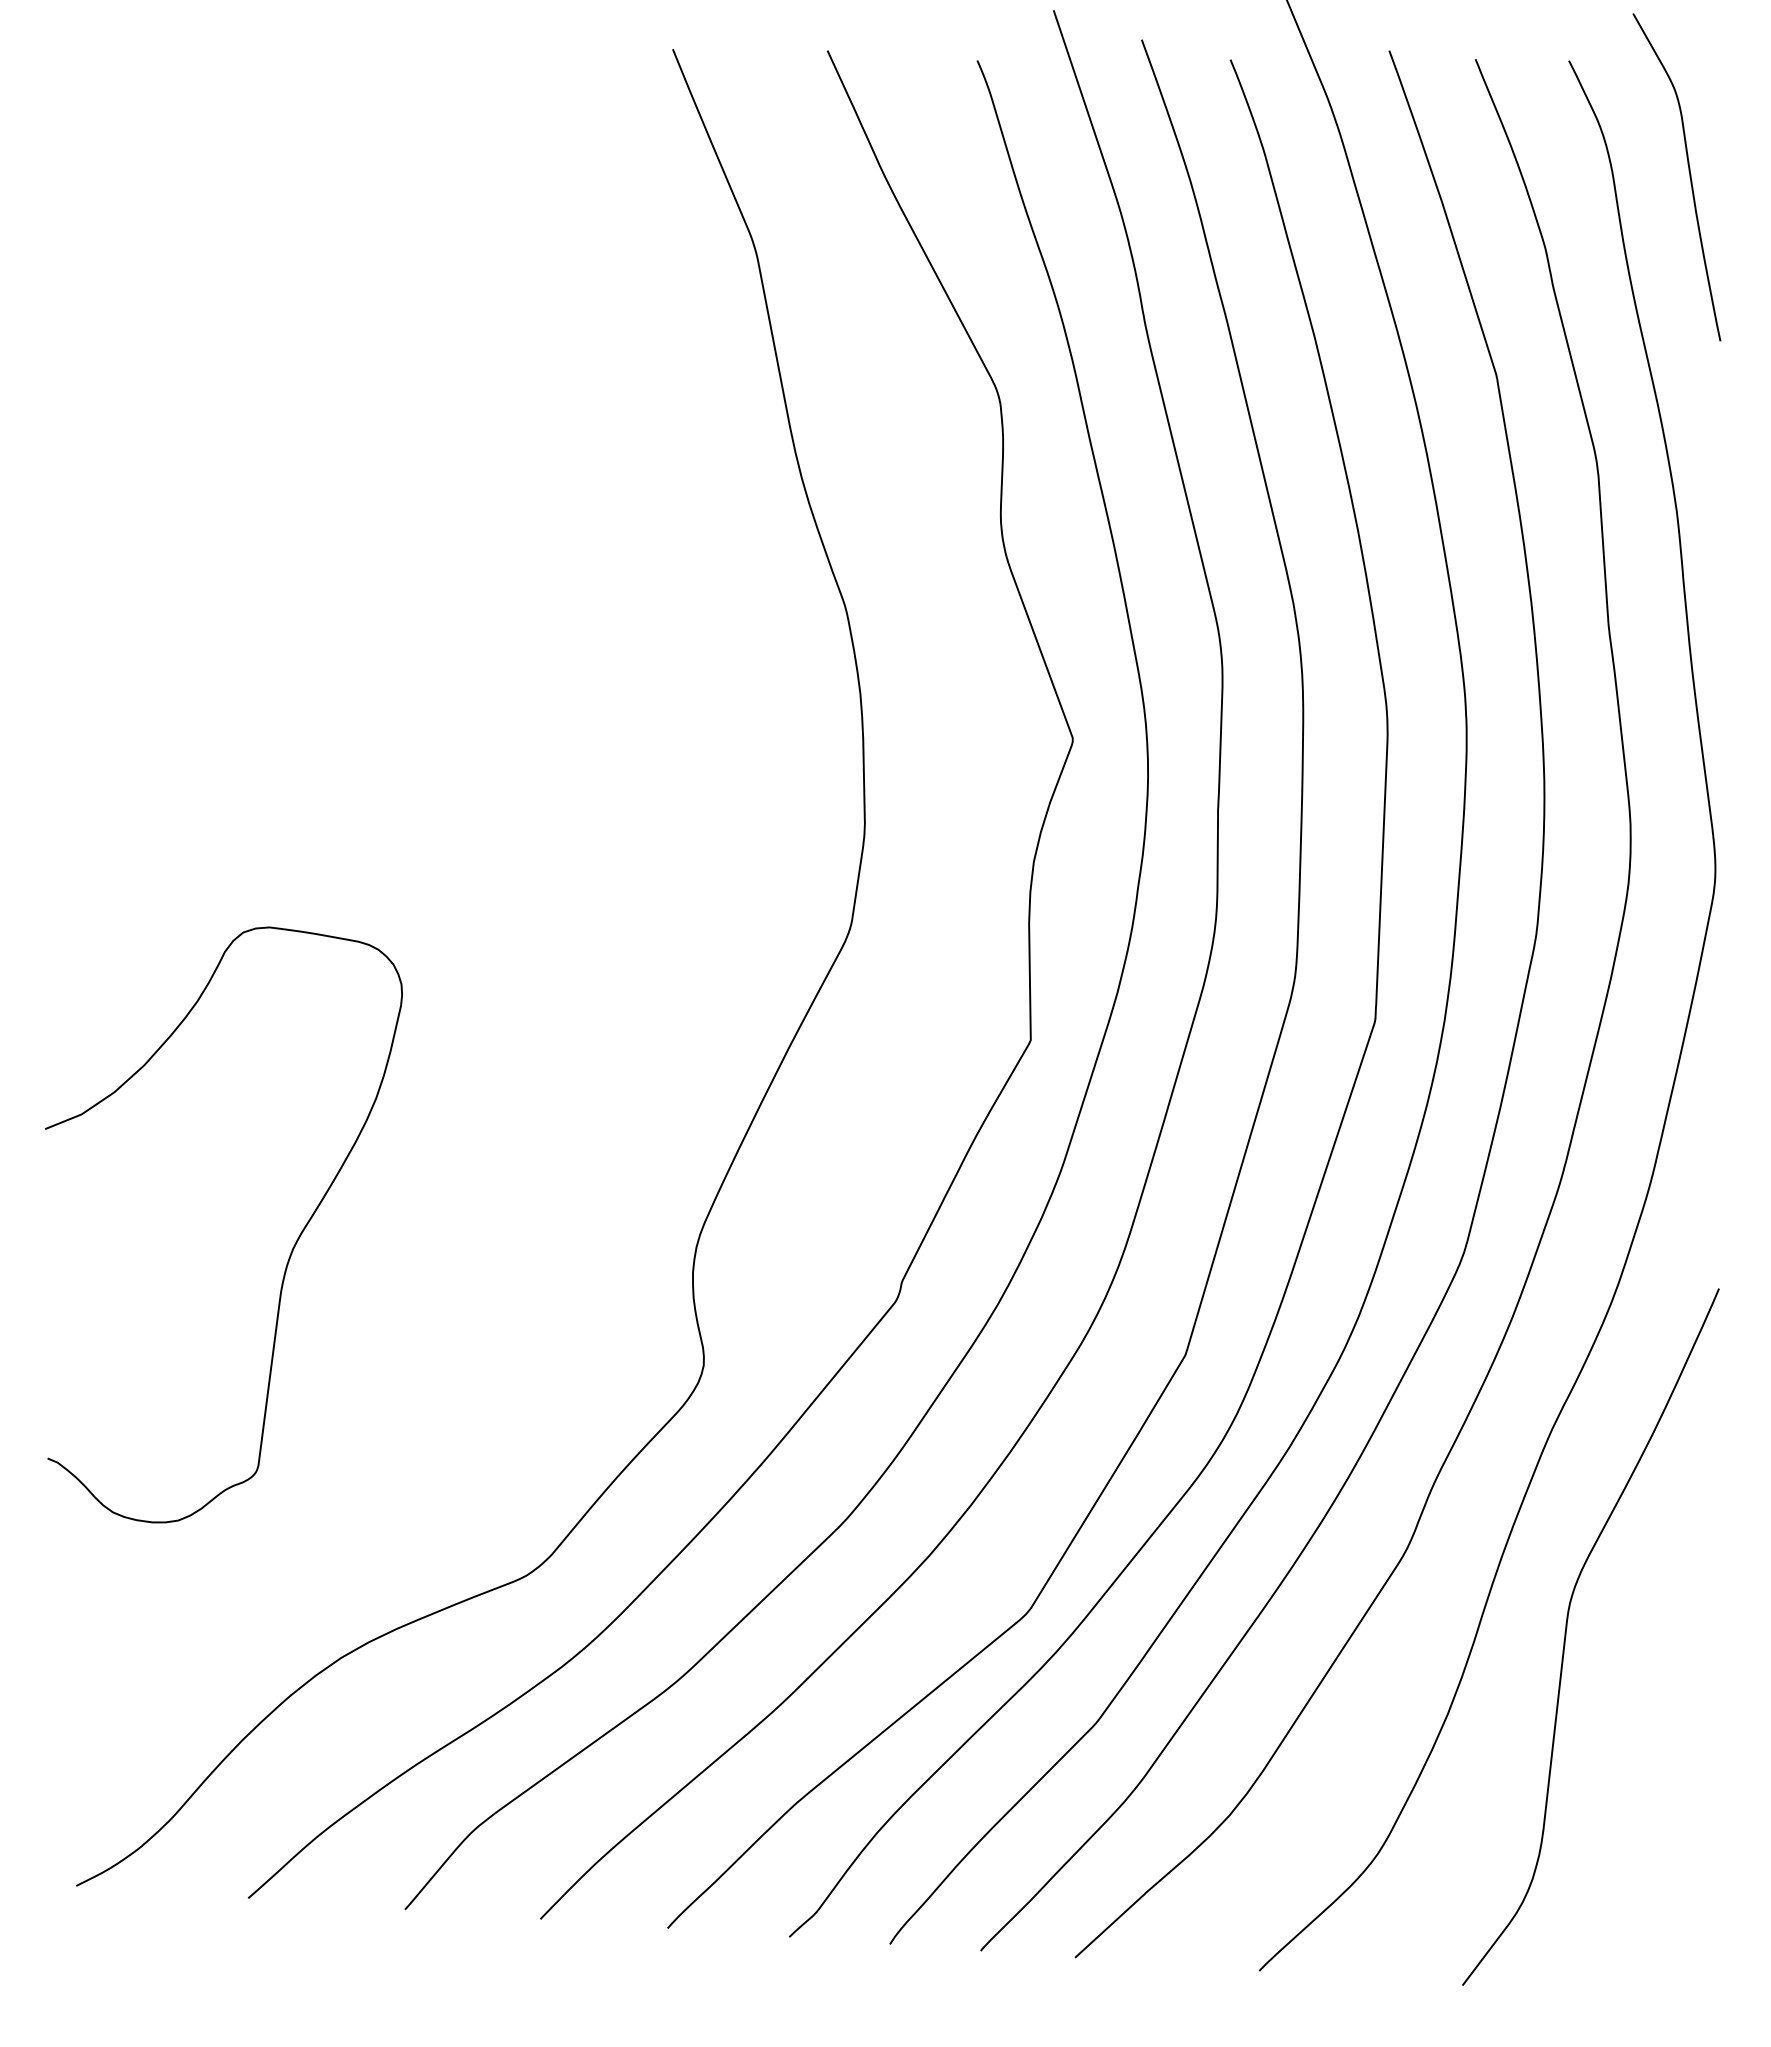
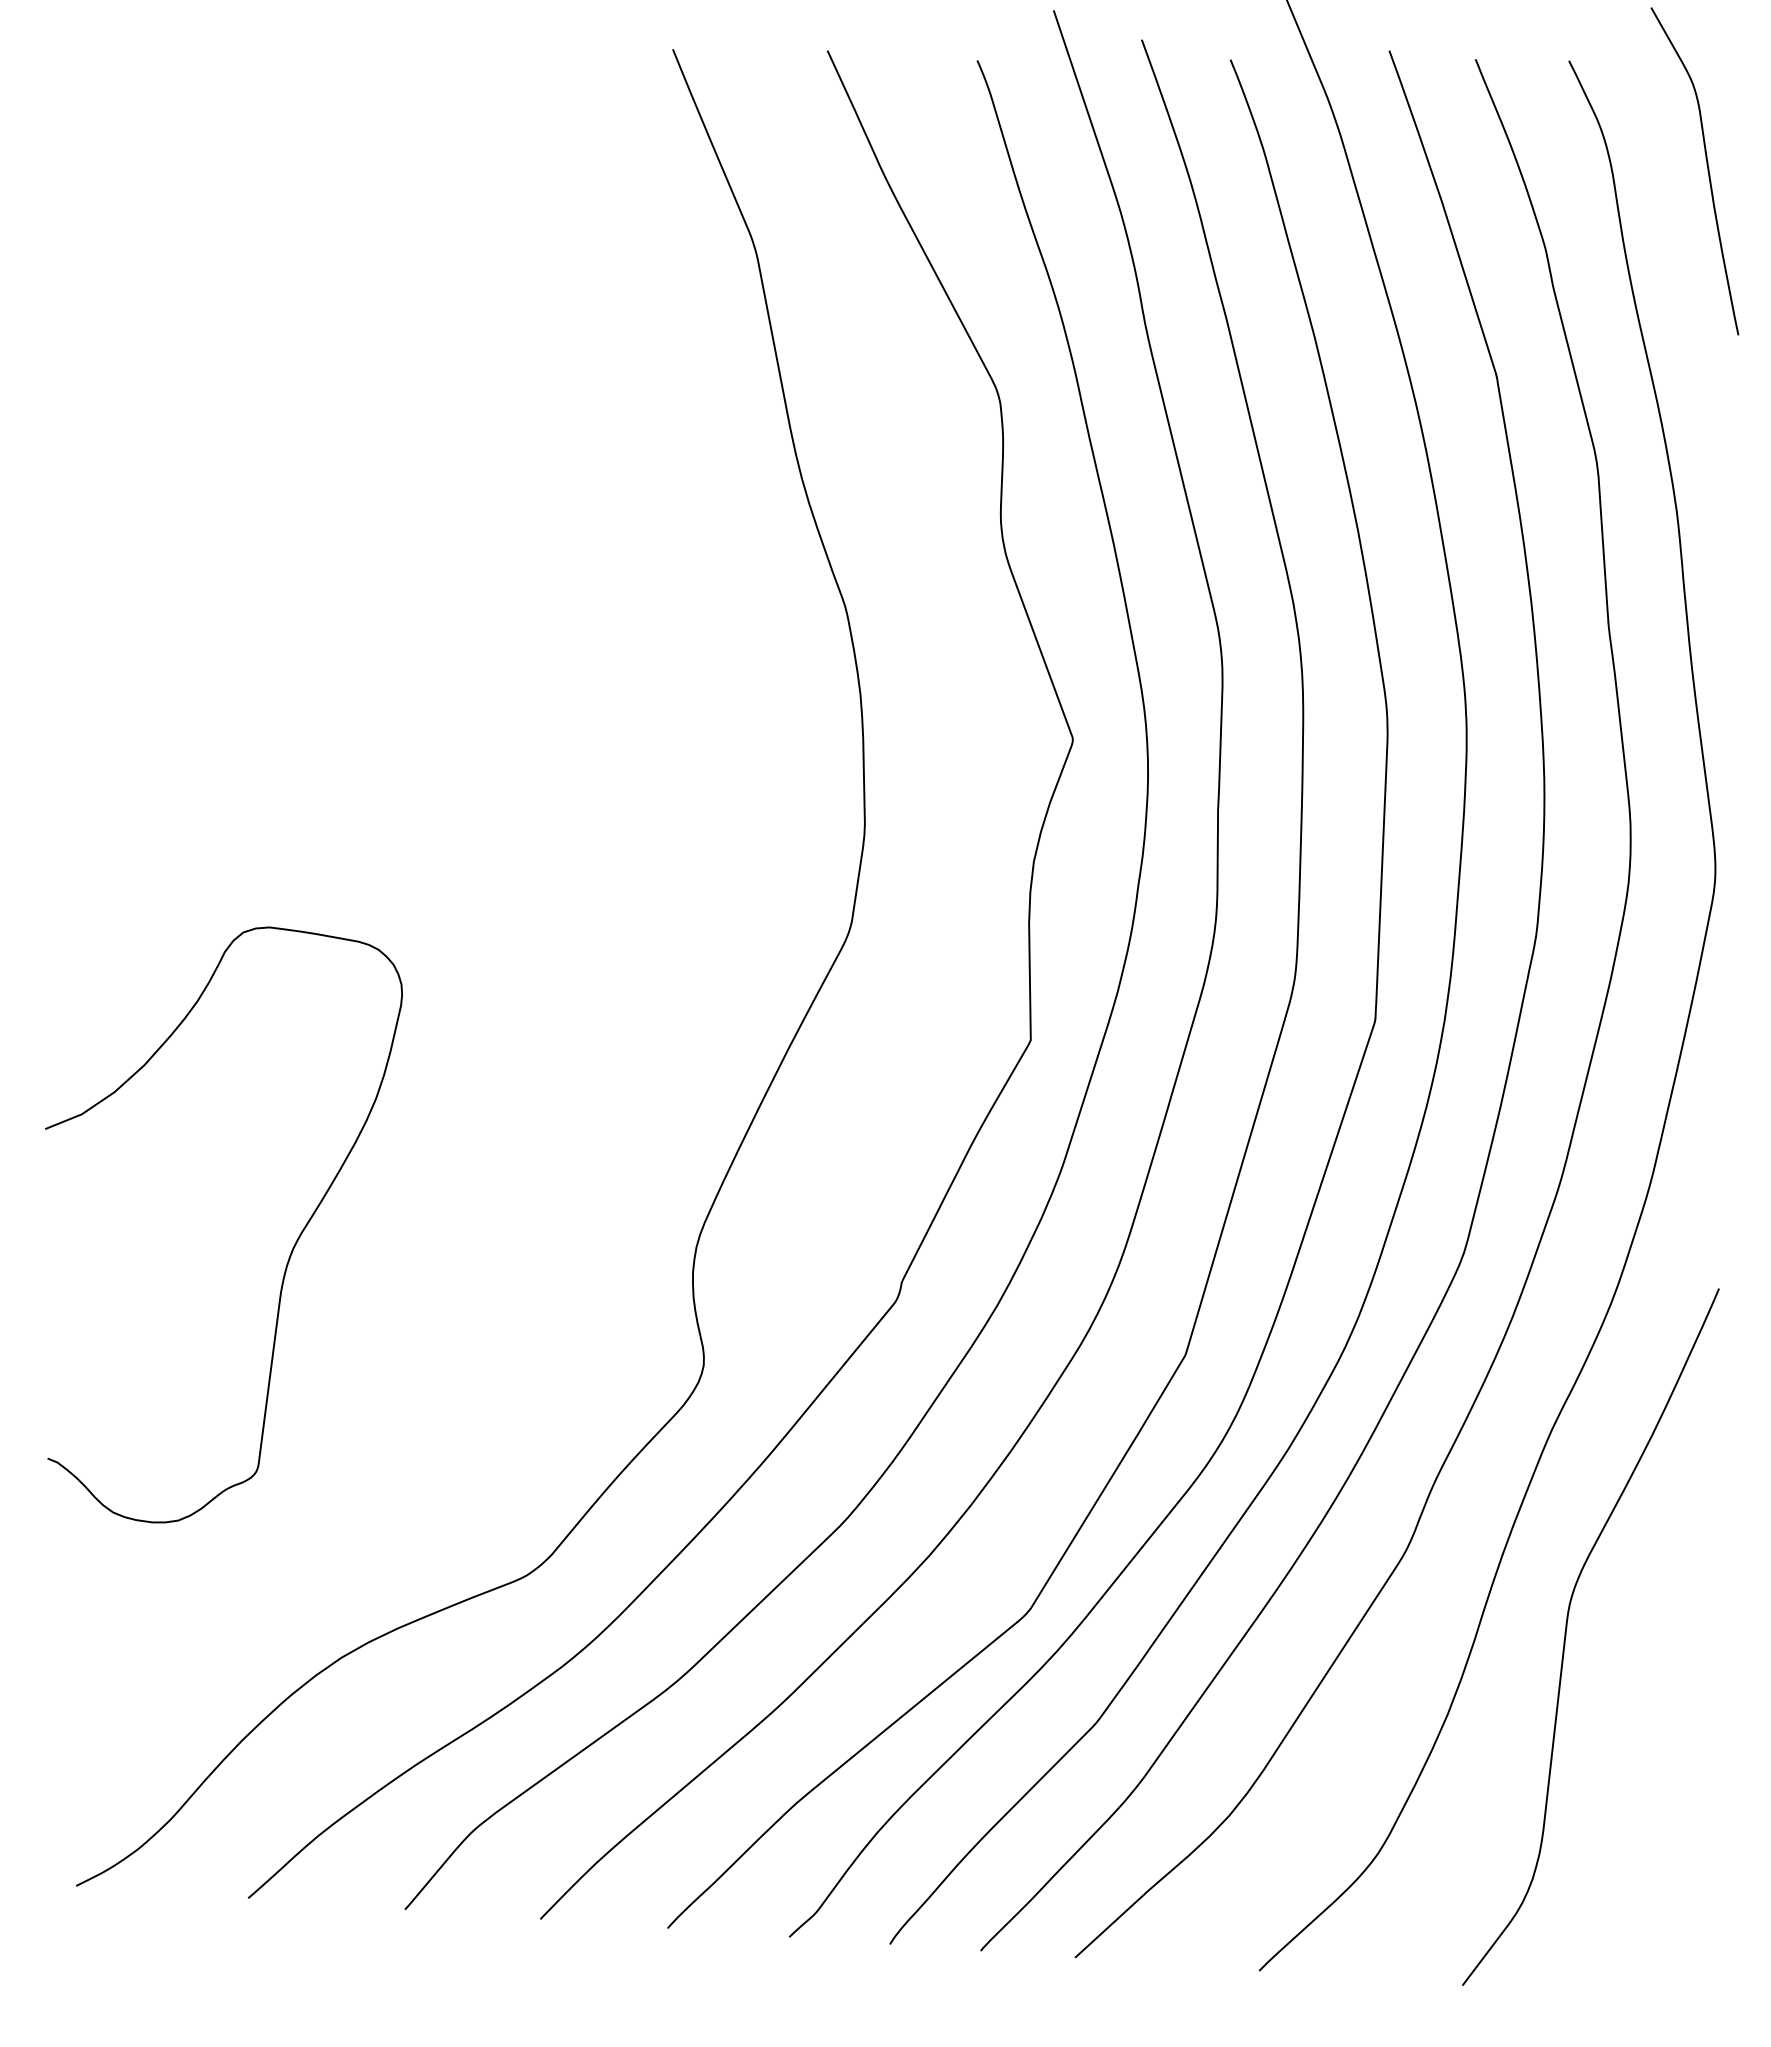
curve position: (1689, 177) -> (1707, 171) (1707, 171)
